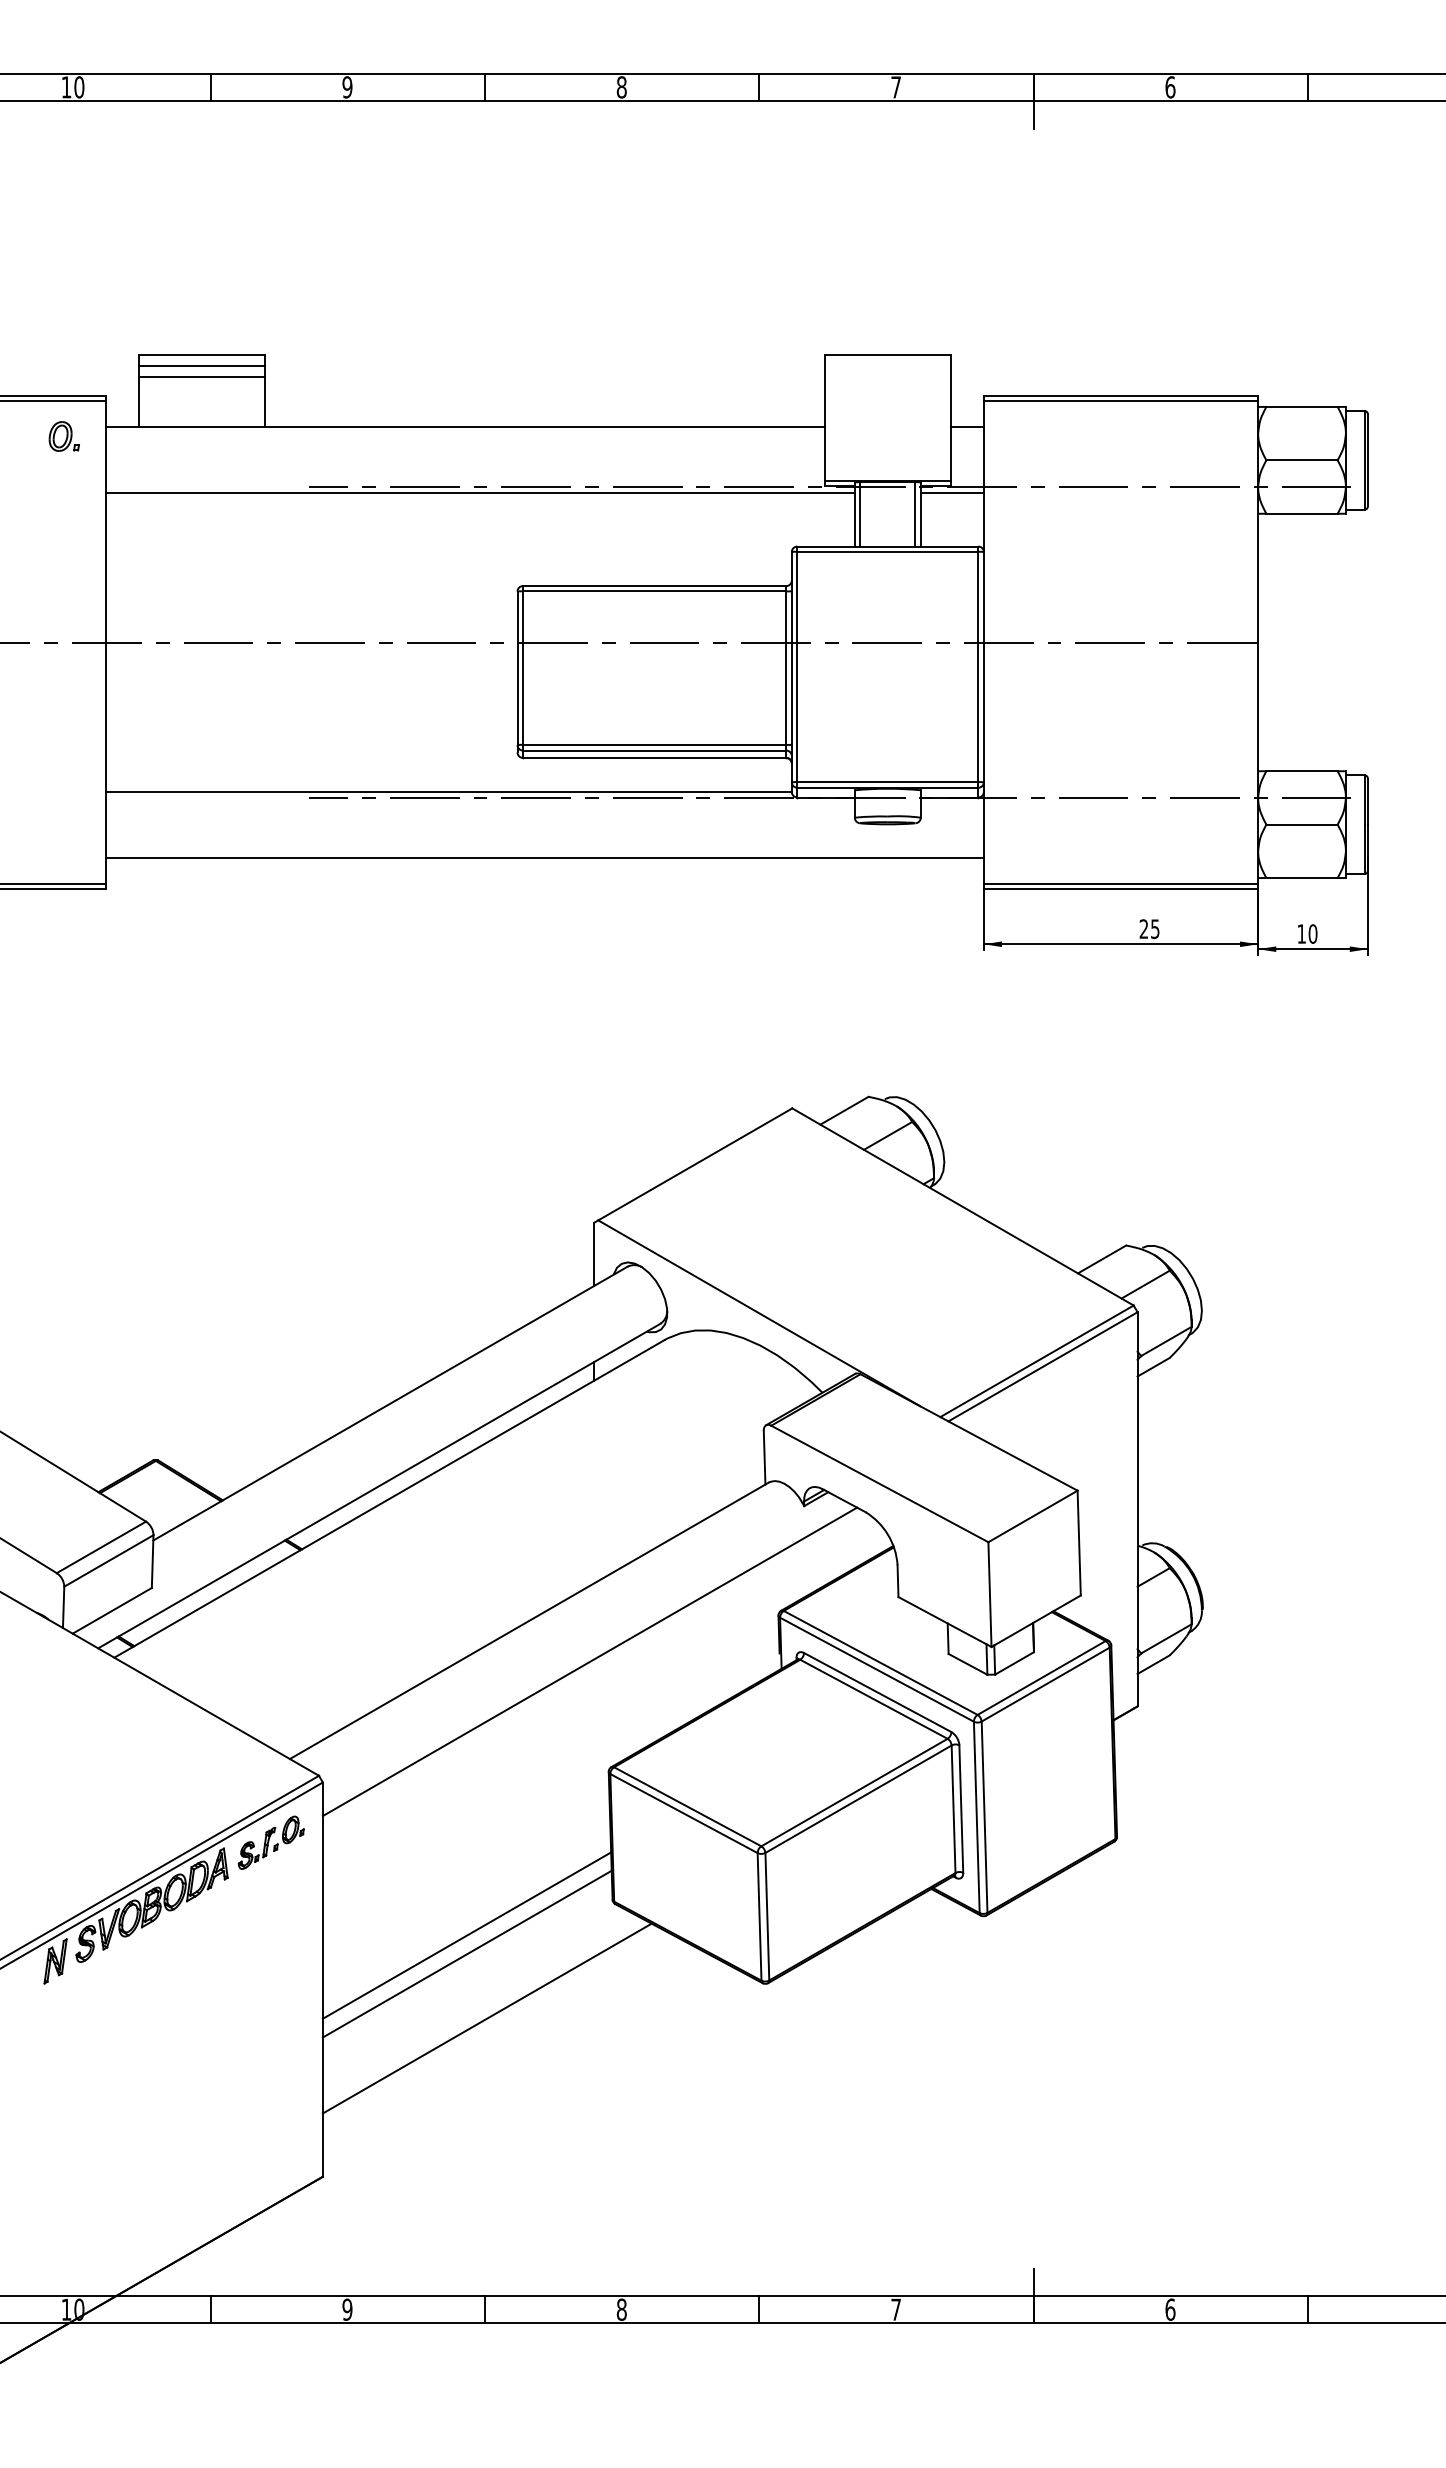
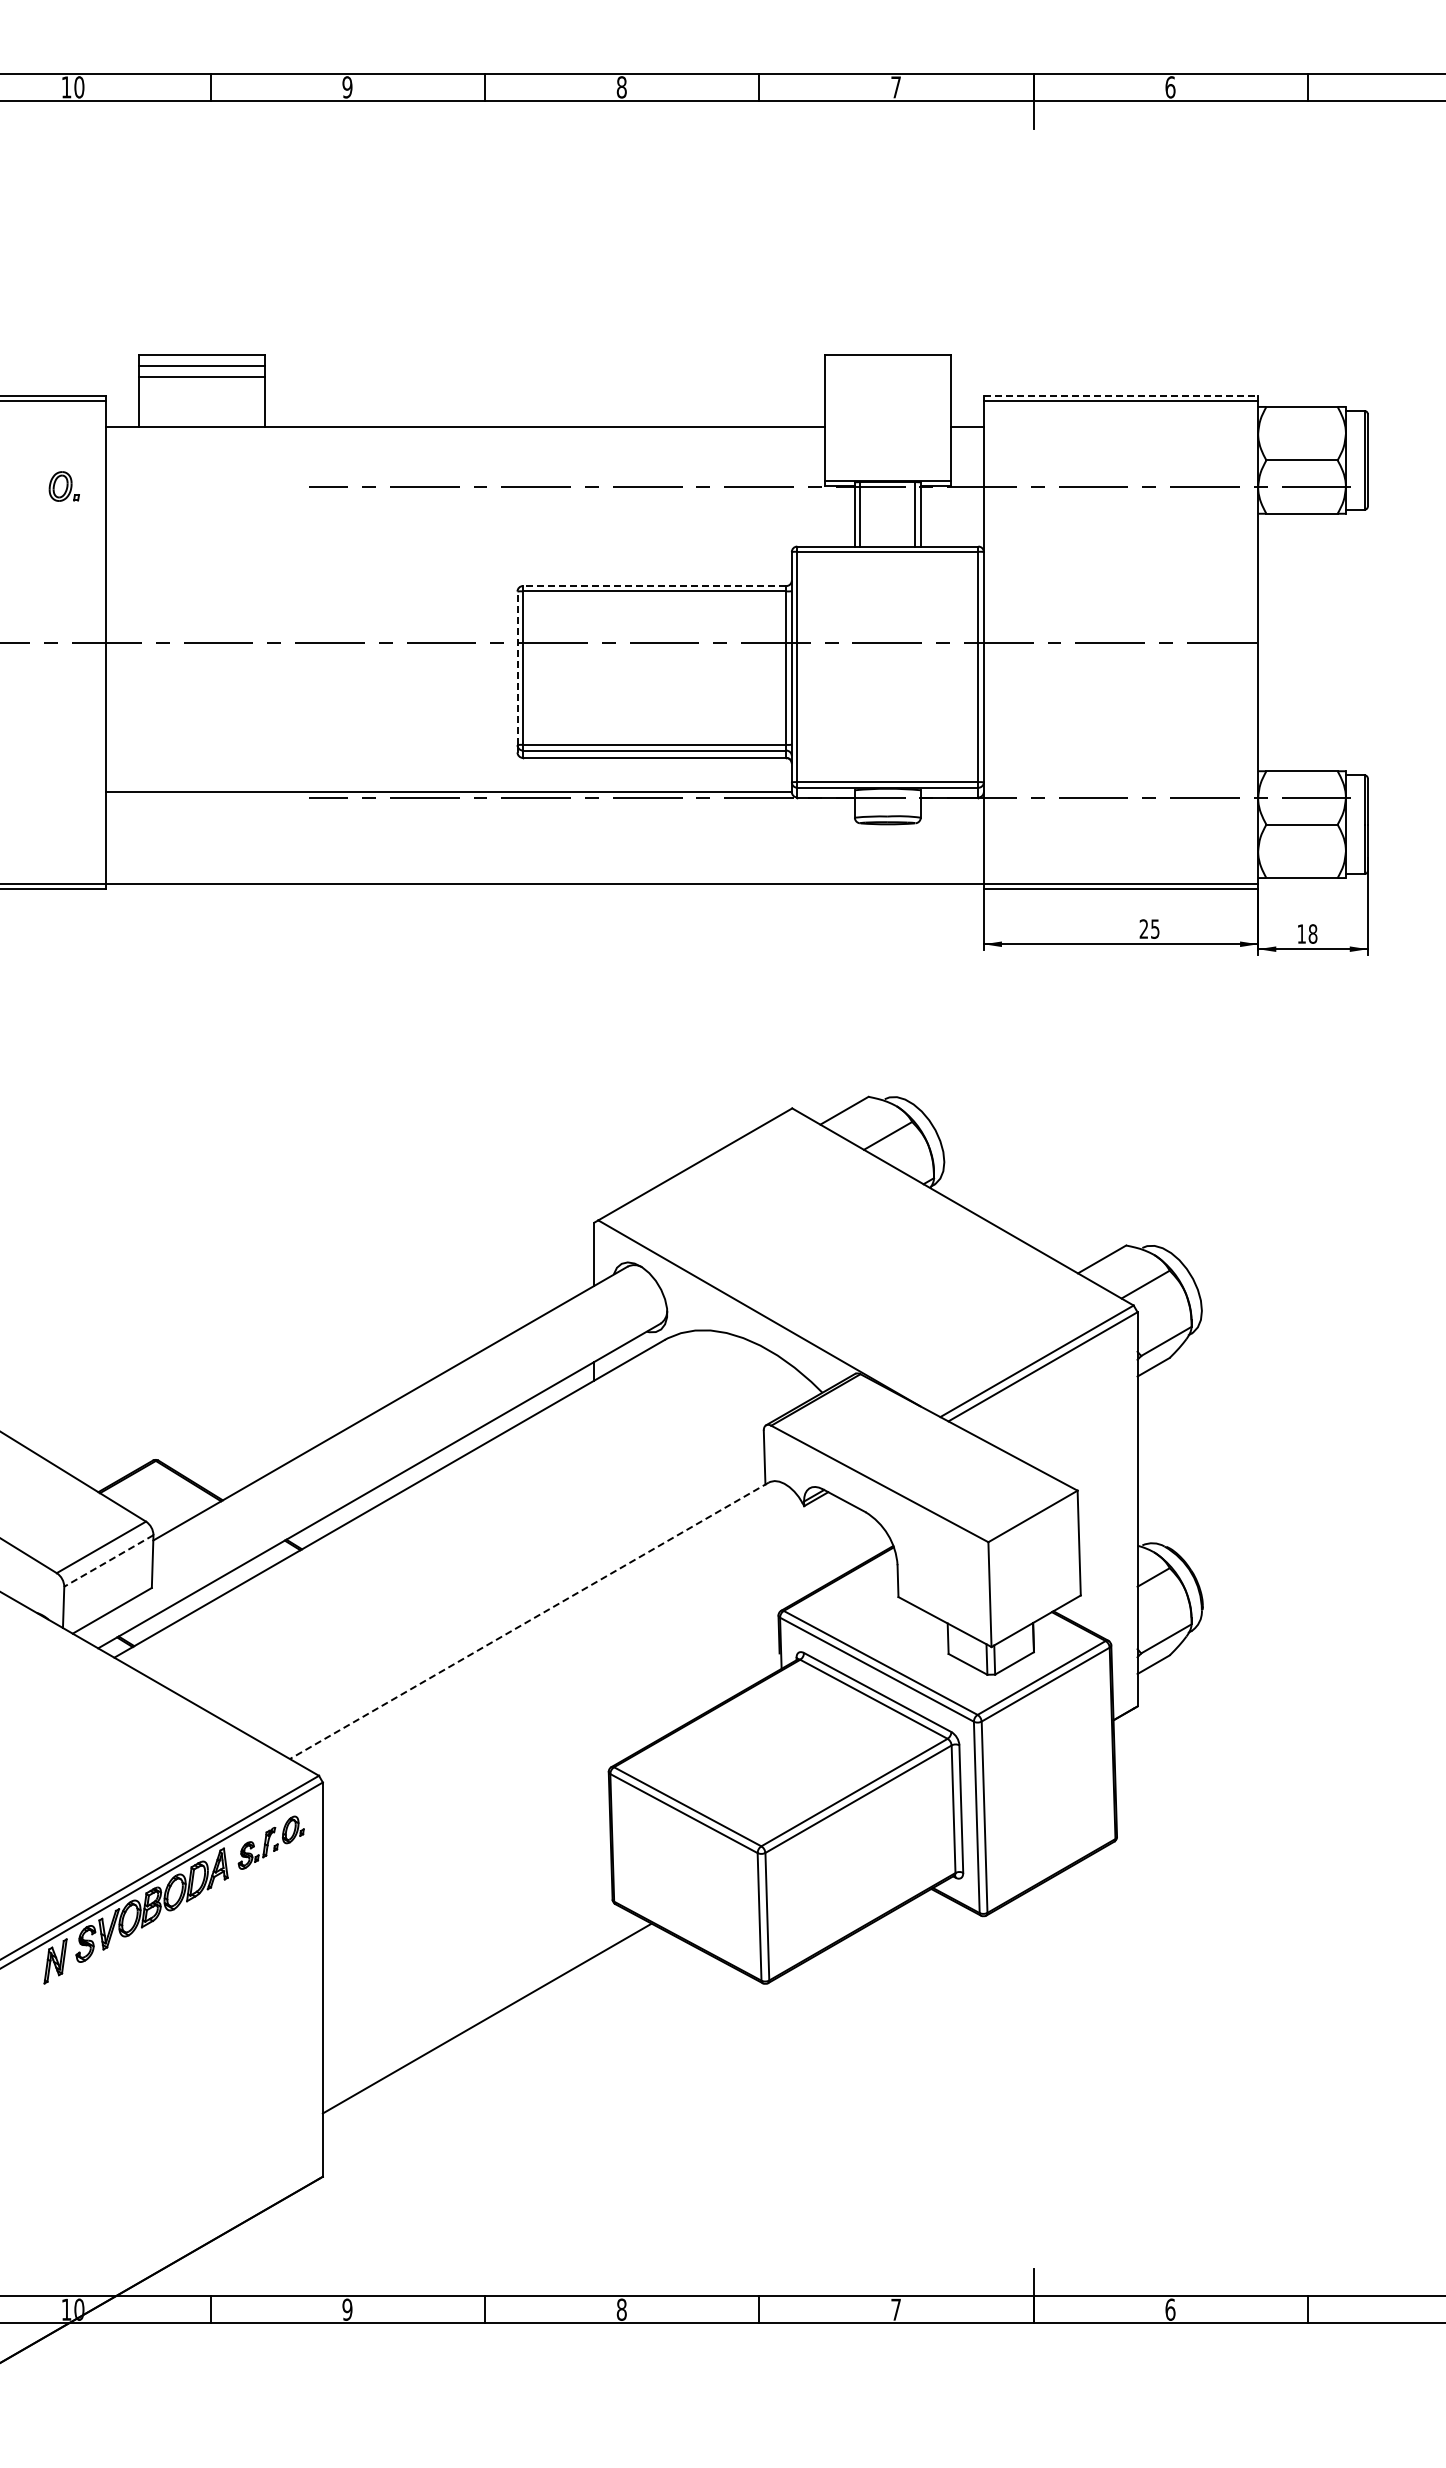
line: solid -> dashed (1121, 395)
part position: (63, 436) -> (63, 486) (63, 486)
line: present -> none (480, 493)
line: present -> none (951, 493)
line: solid -> dashed (654, 586)
line: solid -> dashed (517, 668)
line position: (544, 857) -> (544, 883) (544, 883)
text: 10 -> 18 (1312, 933)
line: solid -> dashed (108, 1560)
line: solid -> dashed (528, 1621)
line: present -> none (589, 1661)
line: present -> none (466, 1935)
line: present -> none (466, 1953)
